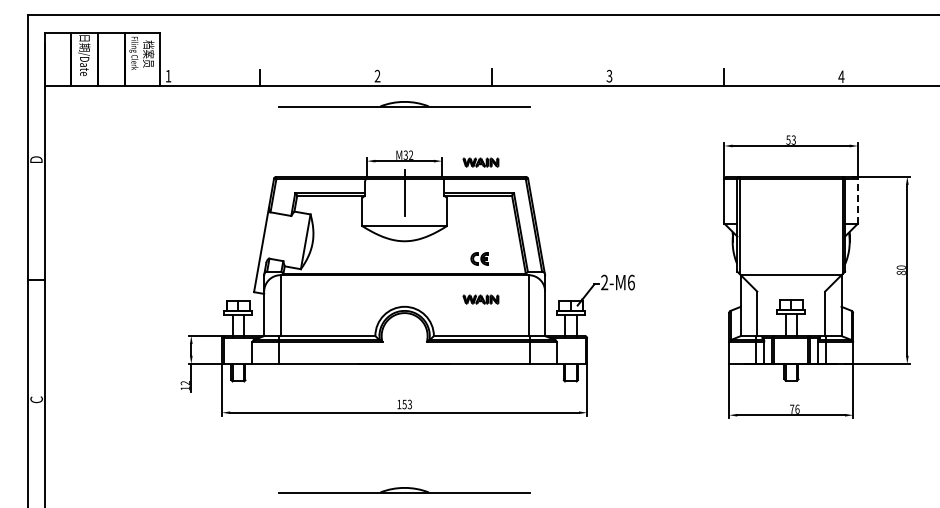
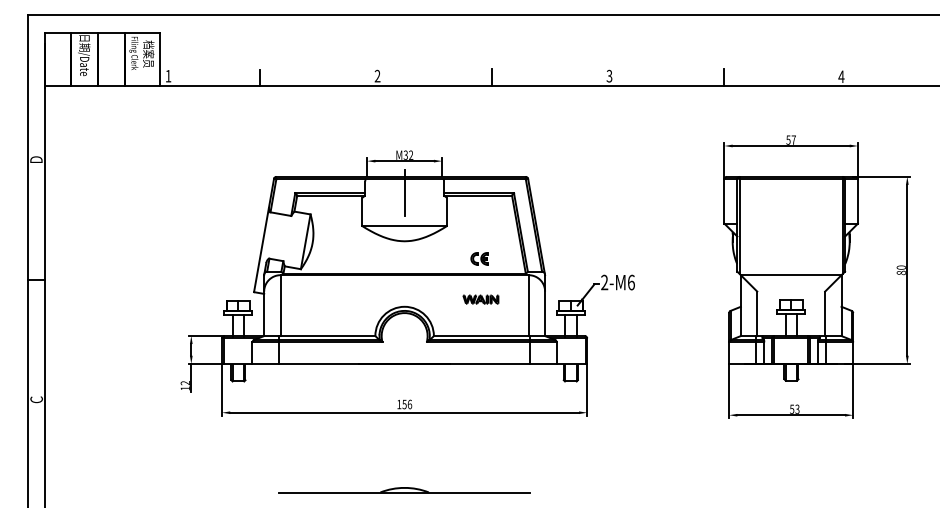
part: present -> none (404, 104)
text: 53 -> 57 (793, 139)
part: present -> none (480, 162)
line: dashed -> solid (857, 200)
text: 153 -> 156 (409, 404)
text: 76 -> 53 (794, 408)
